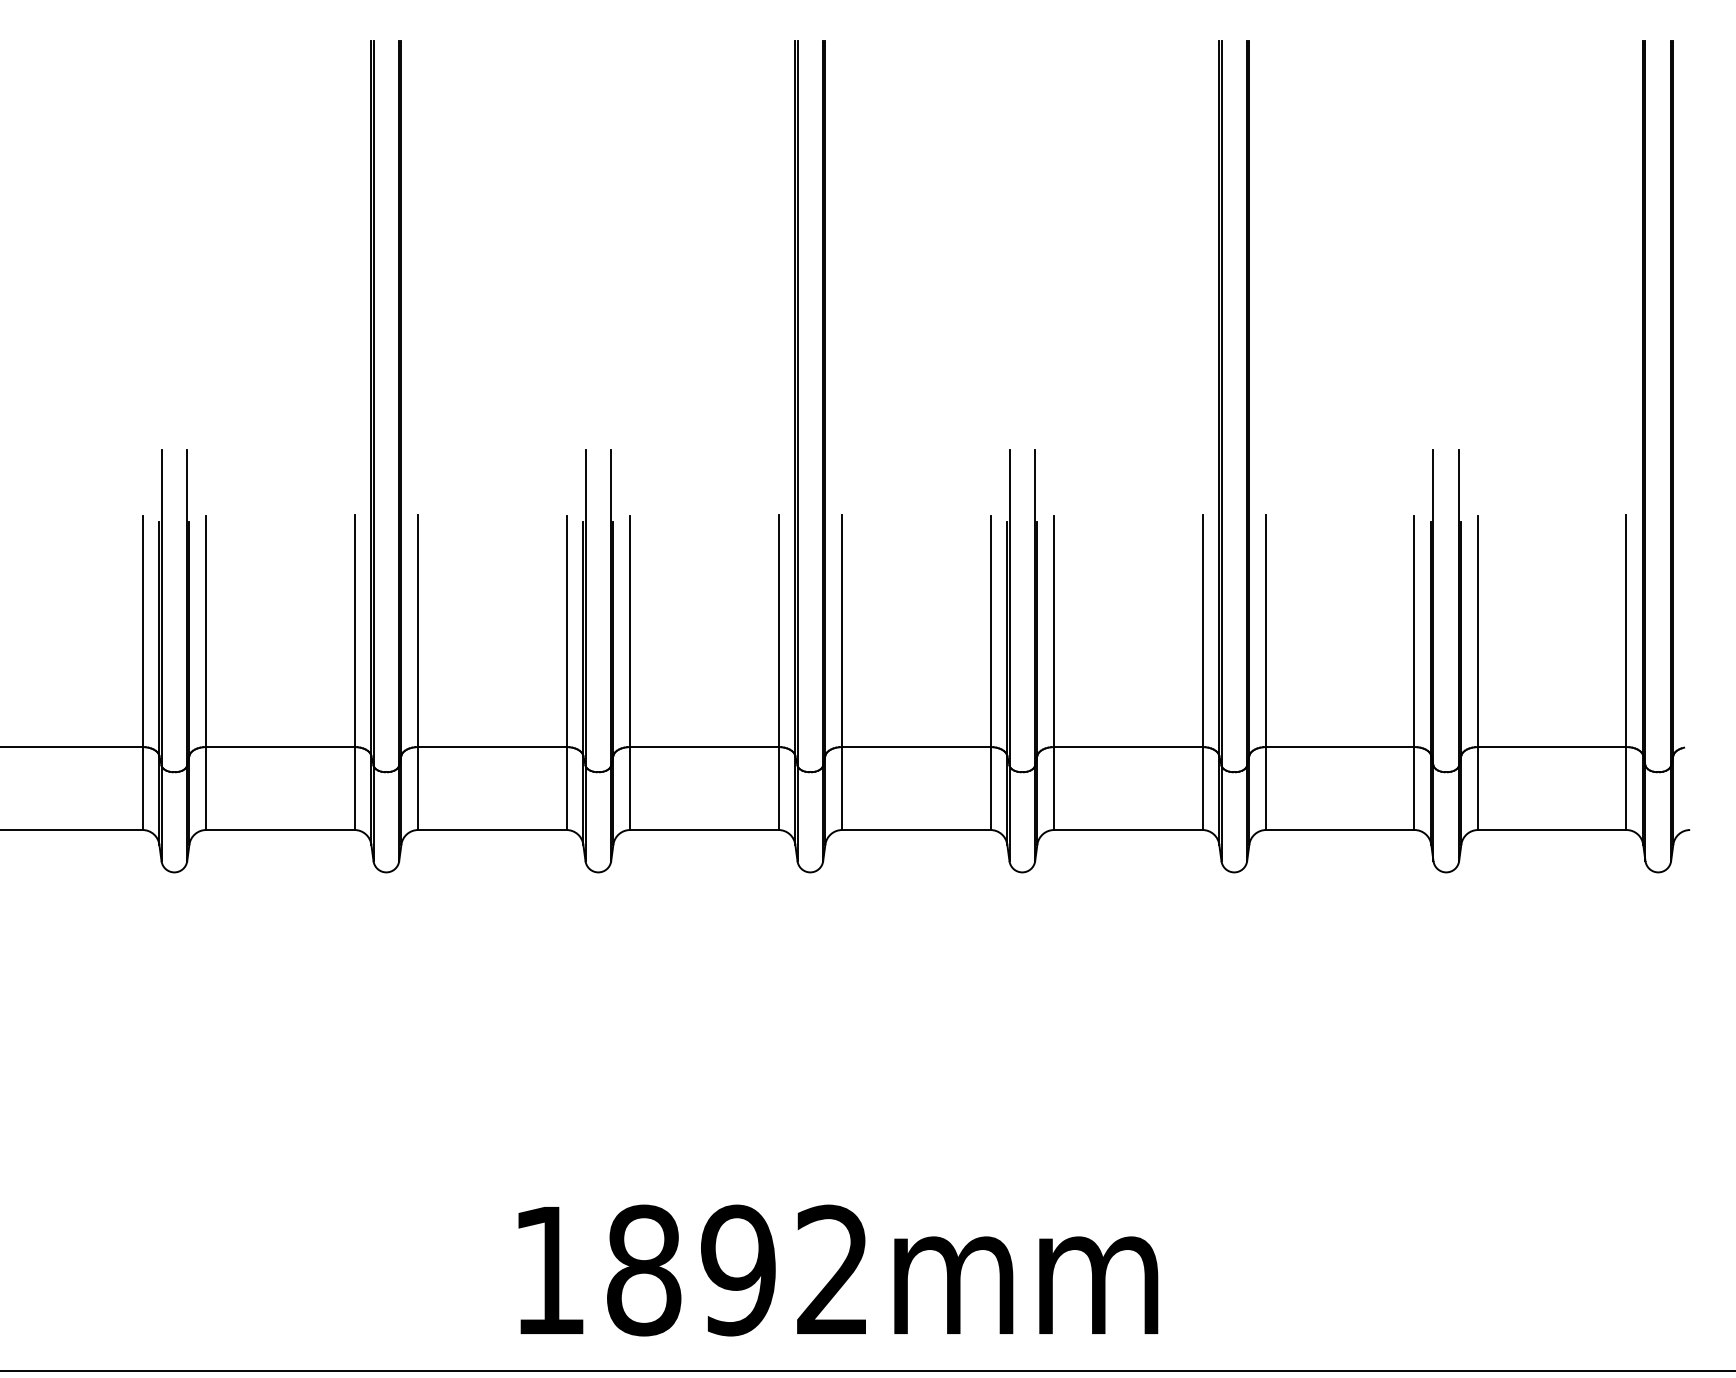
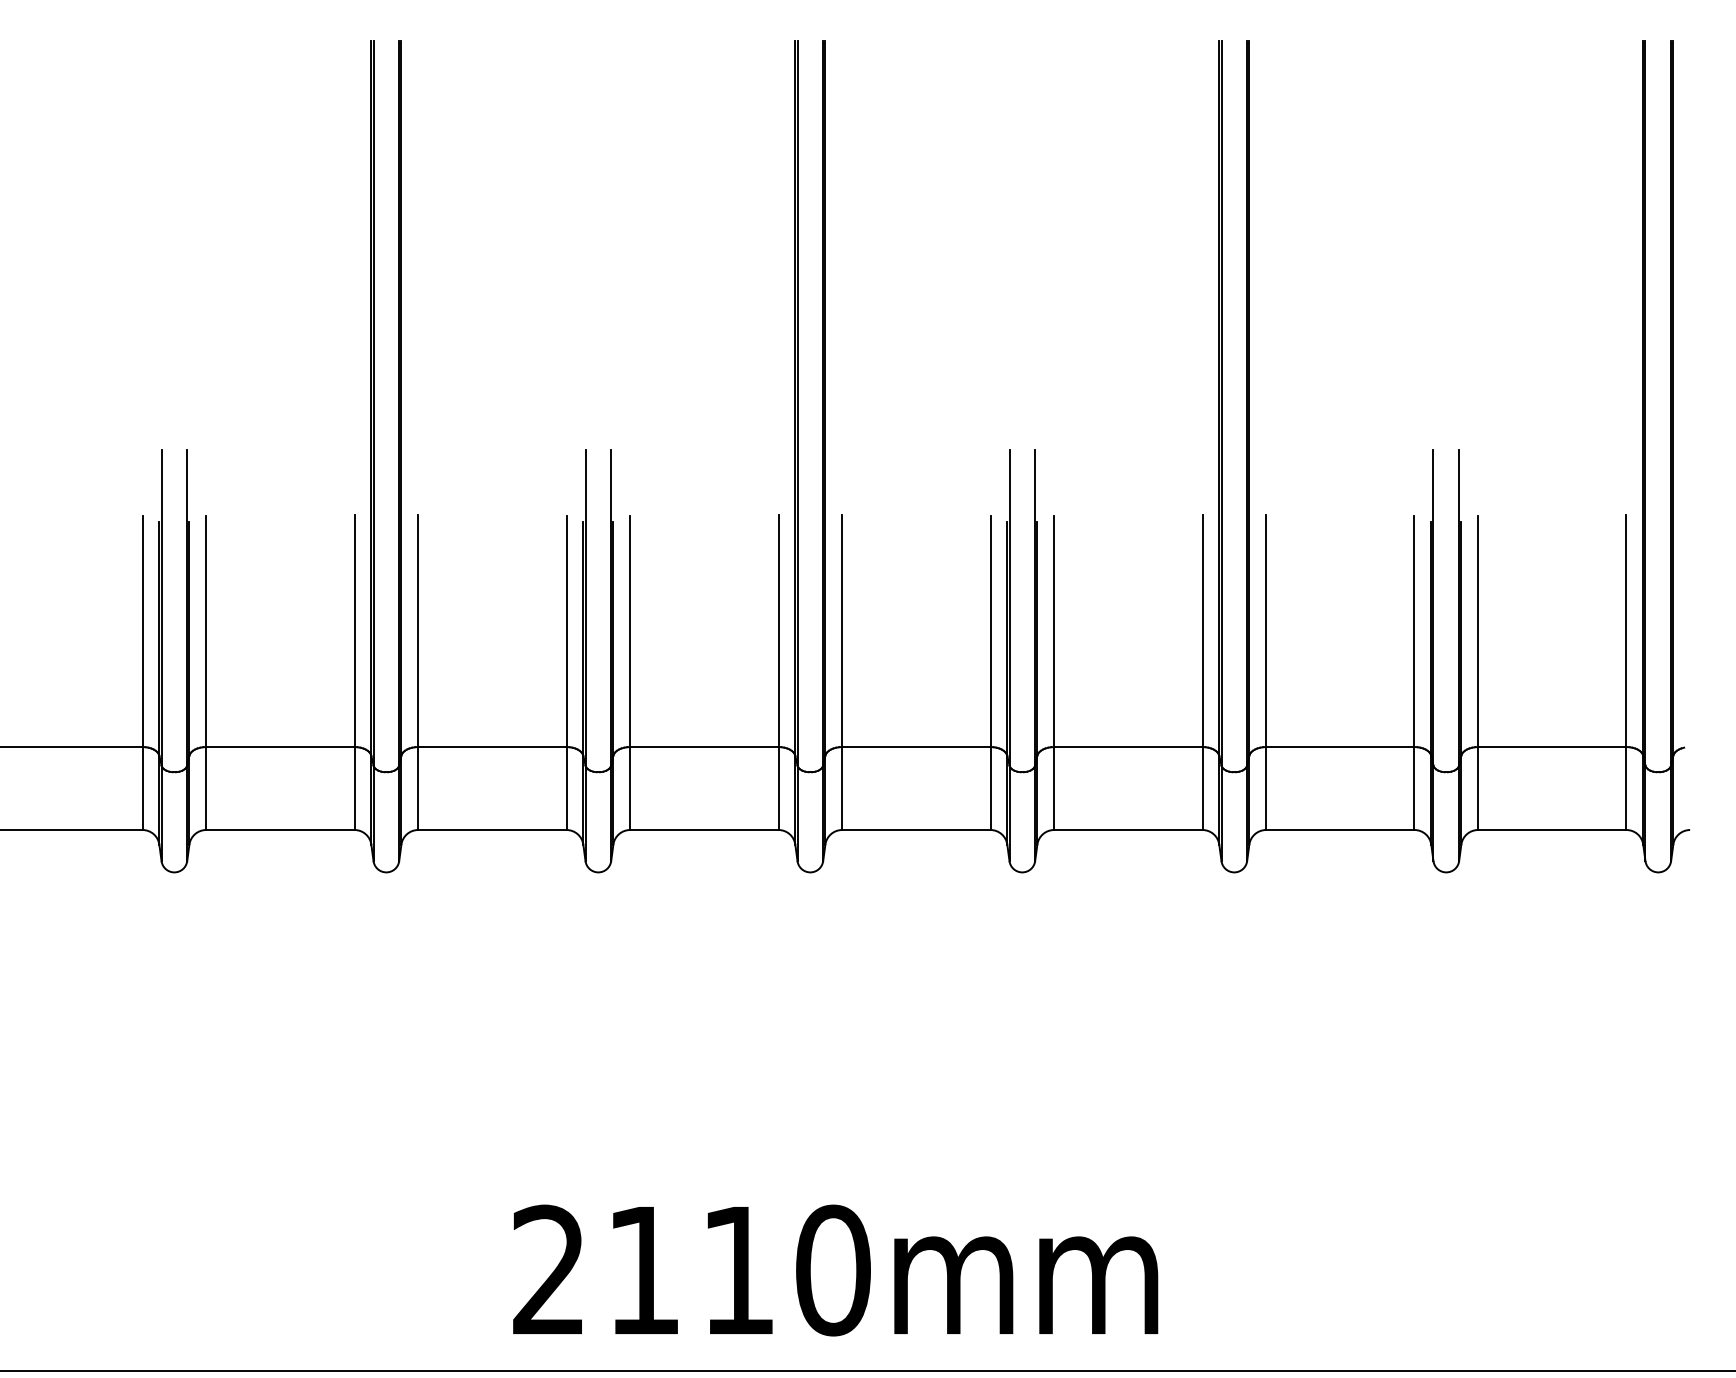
text: 1892mm -> 2110mm (691, 1270)
